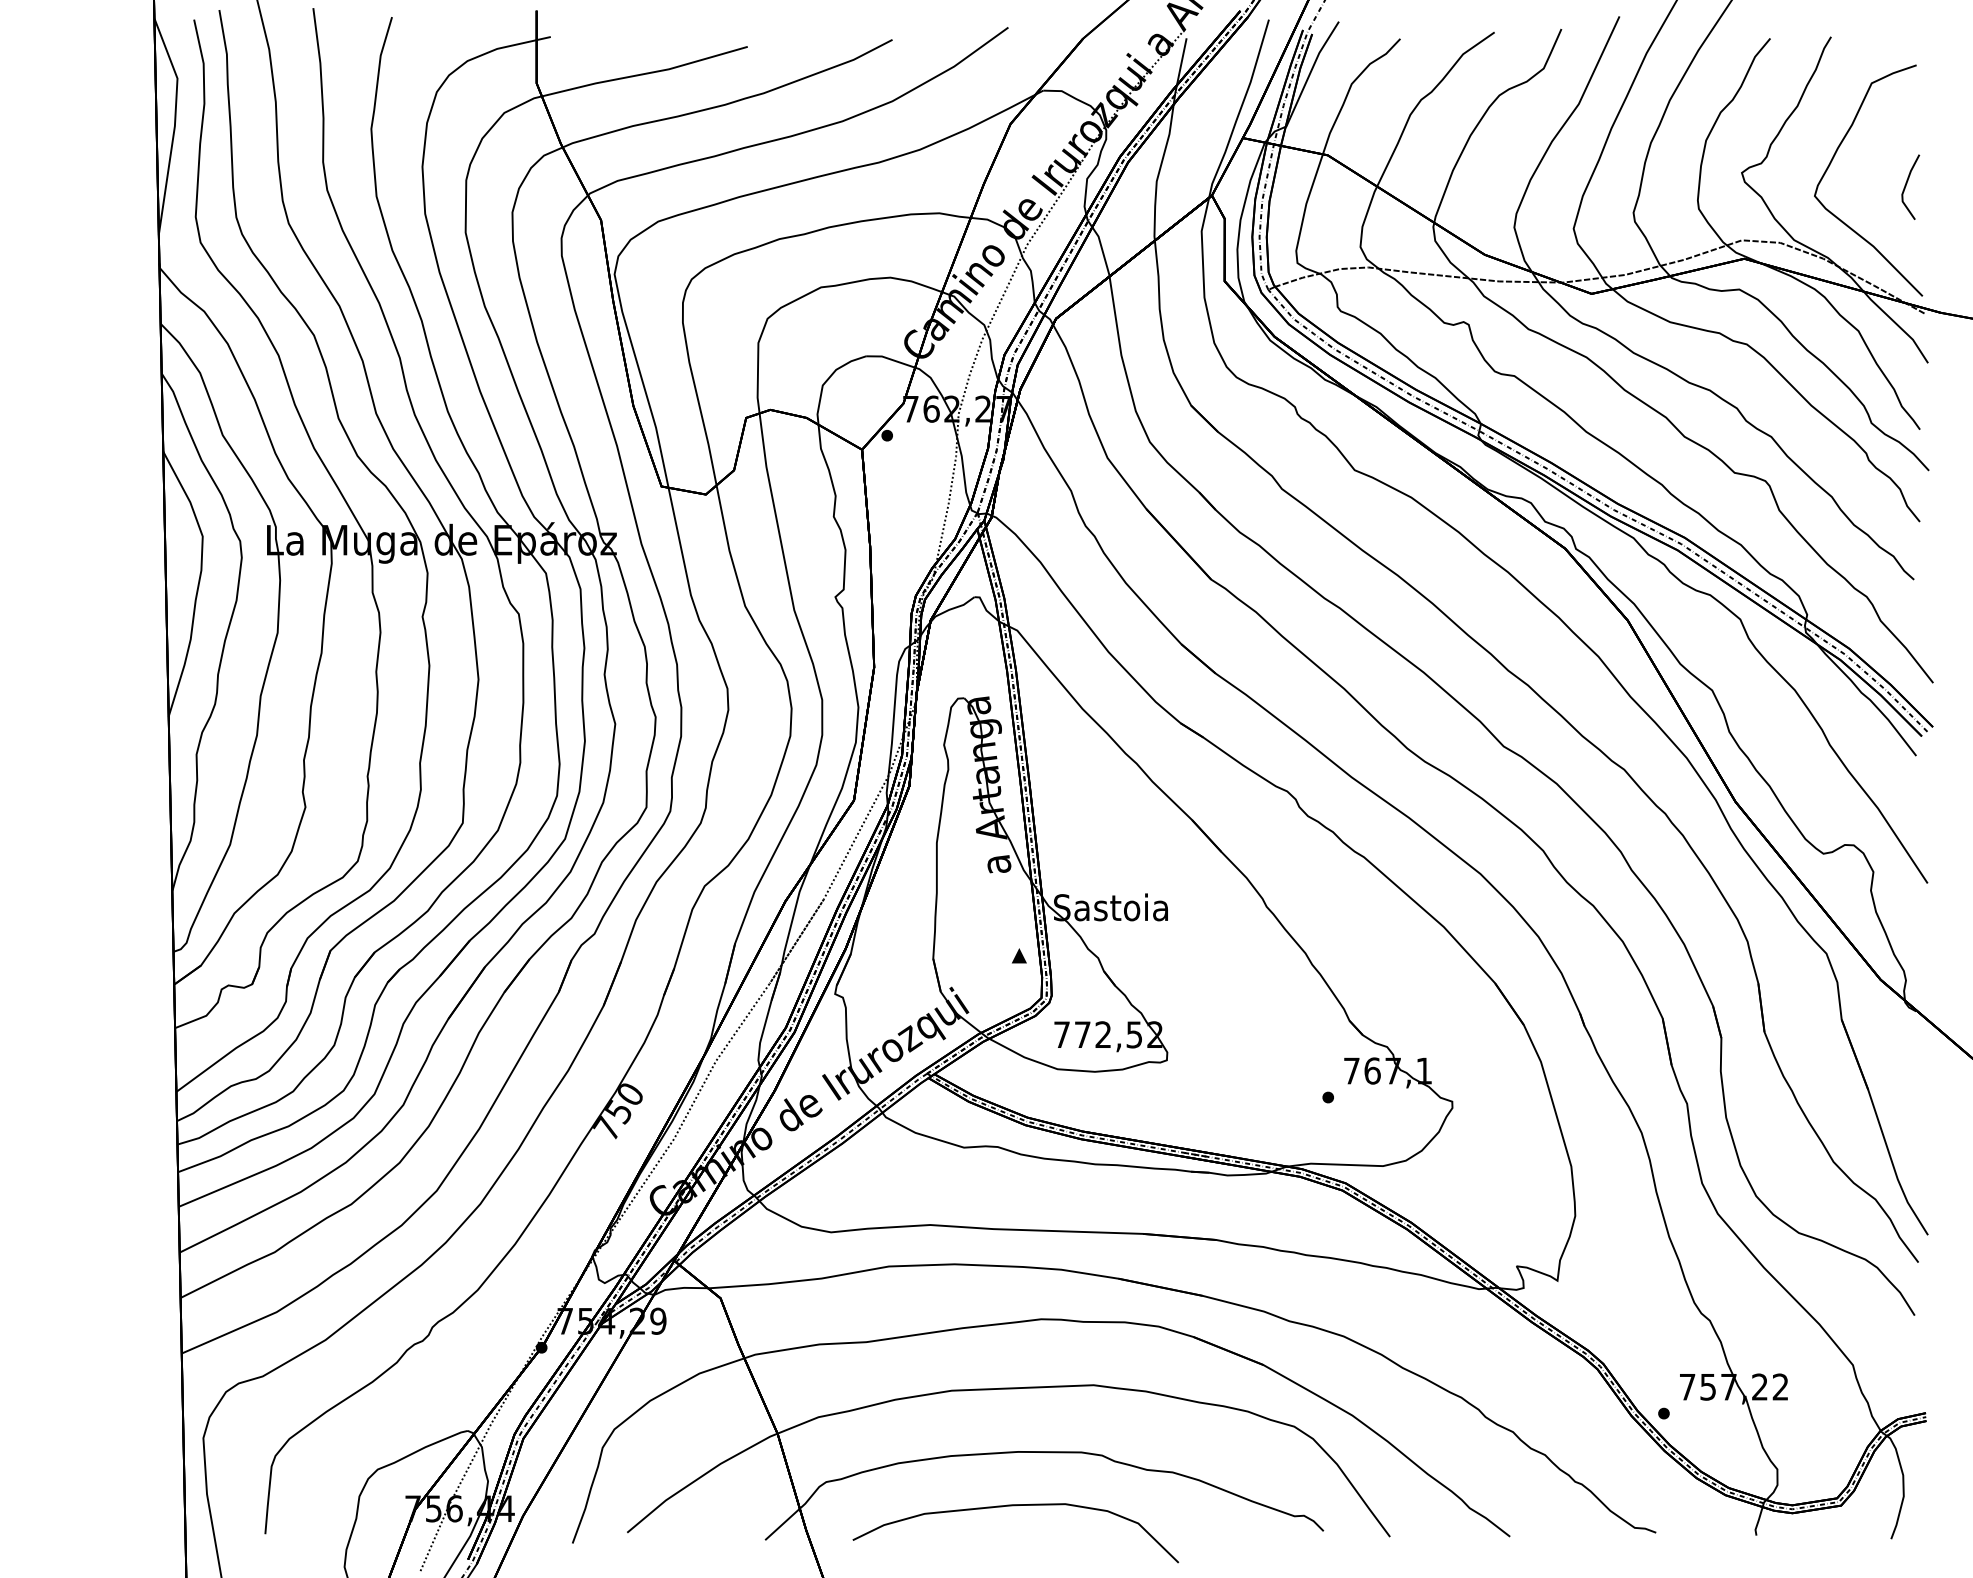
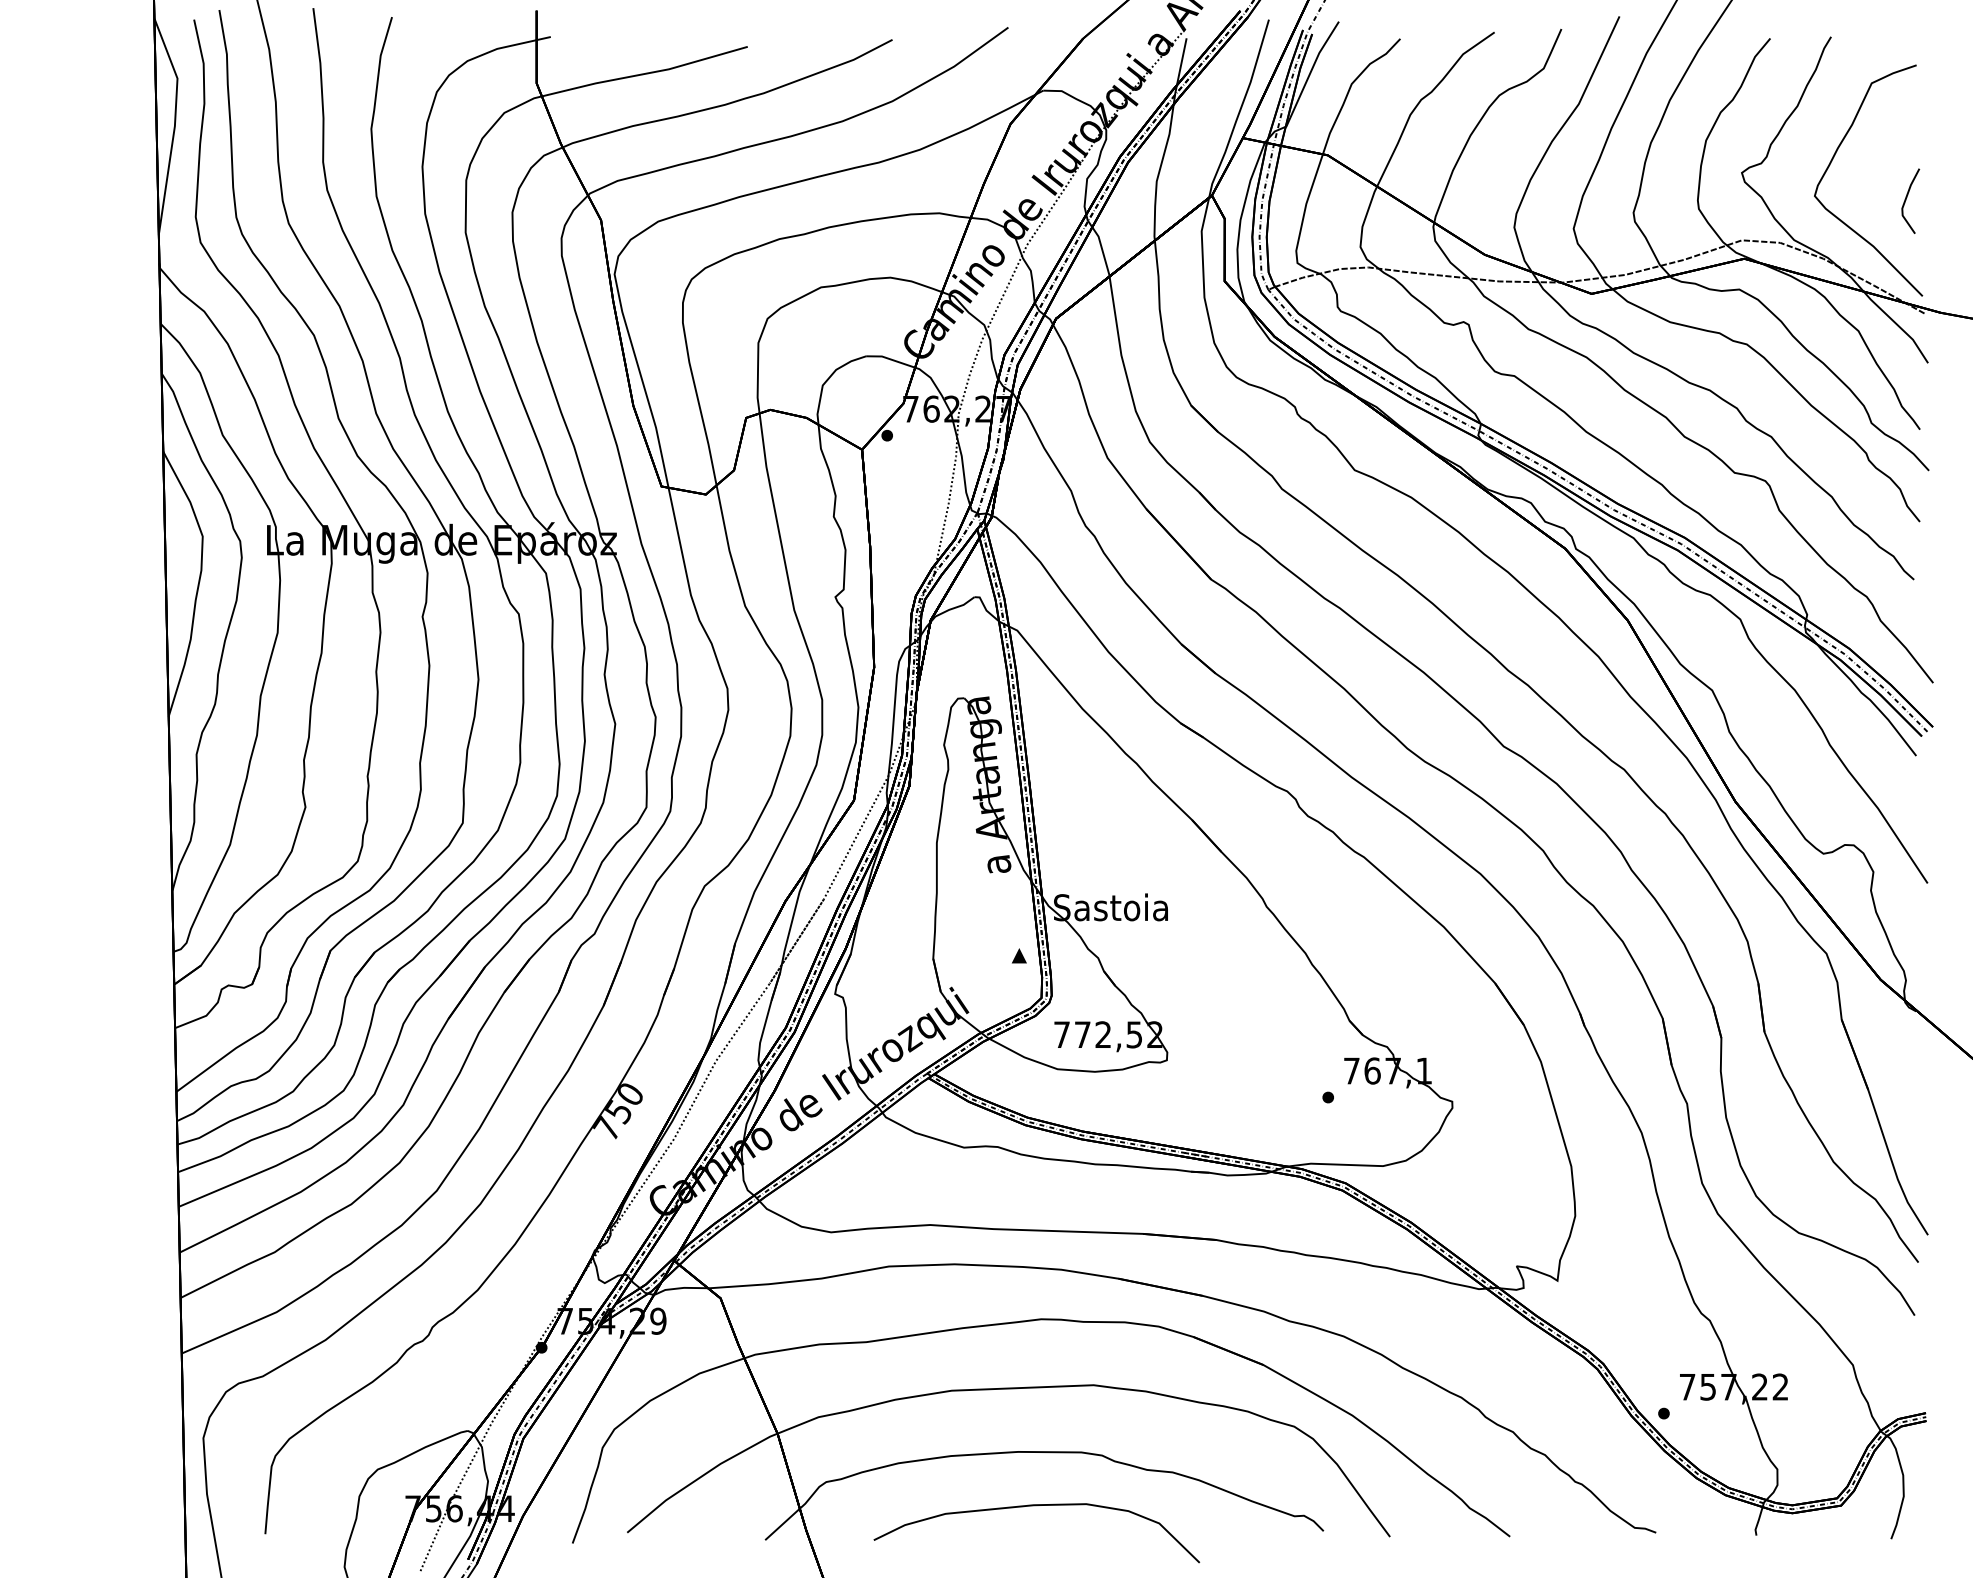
line position: (1906, 186) -> (1906, 200) (1906, 200)
curve position: (1015, 1506) -> (1036, 1506) (1036, 1506)
